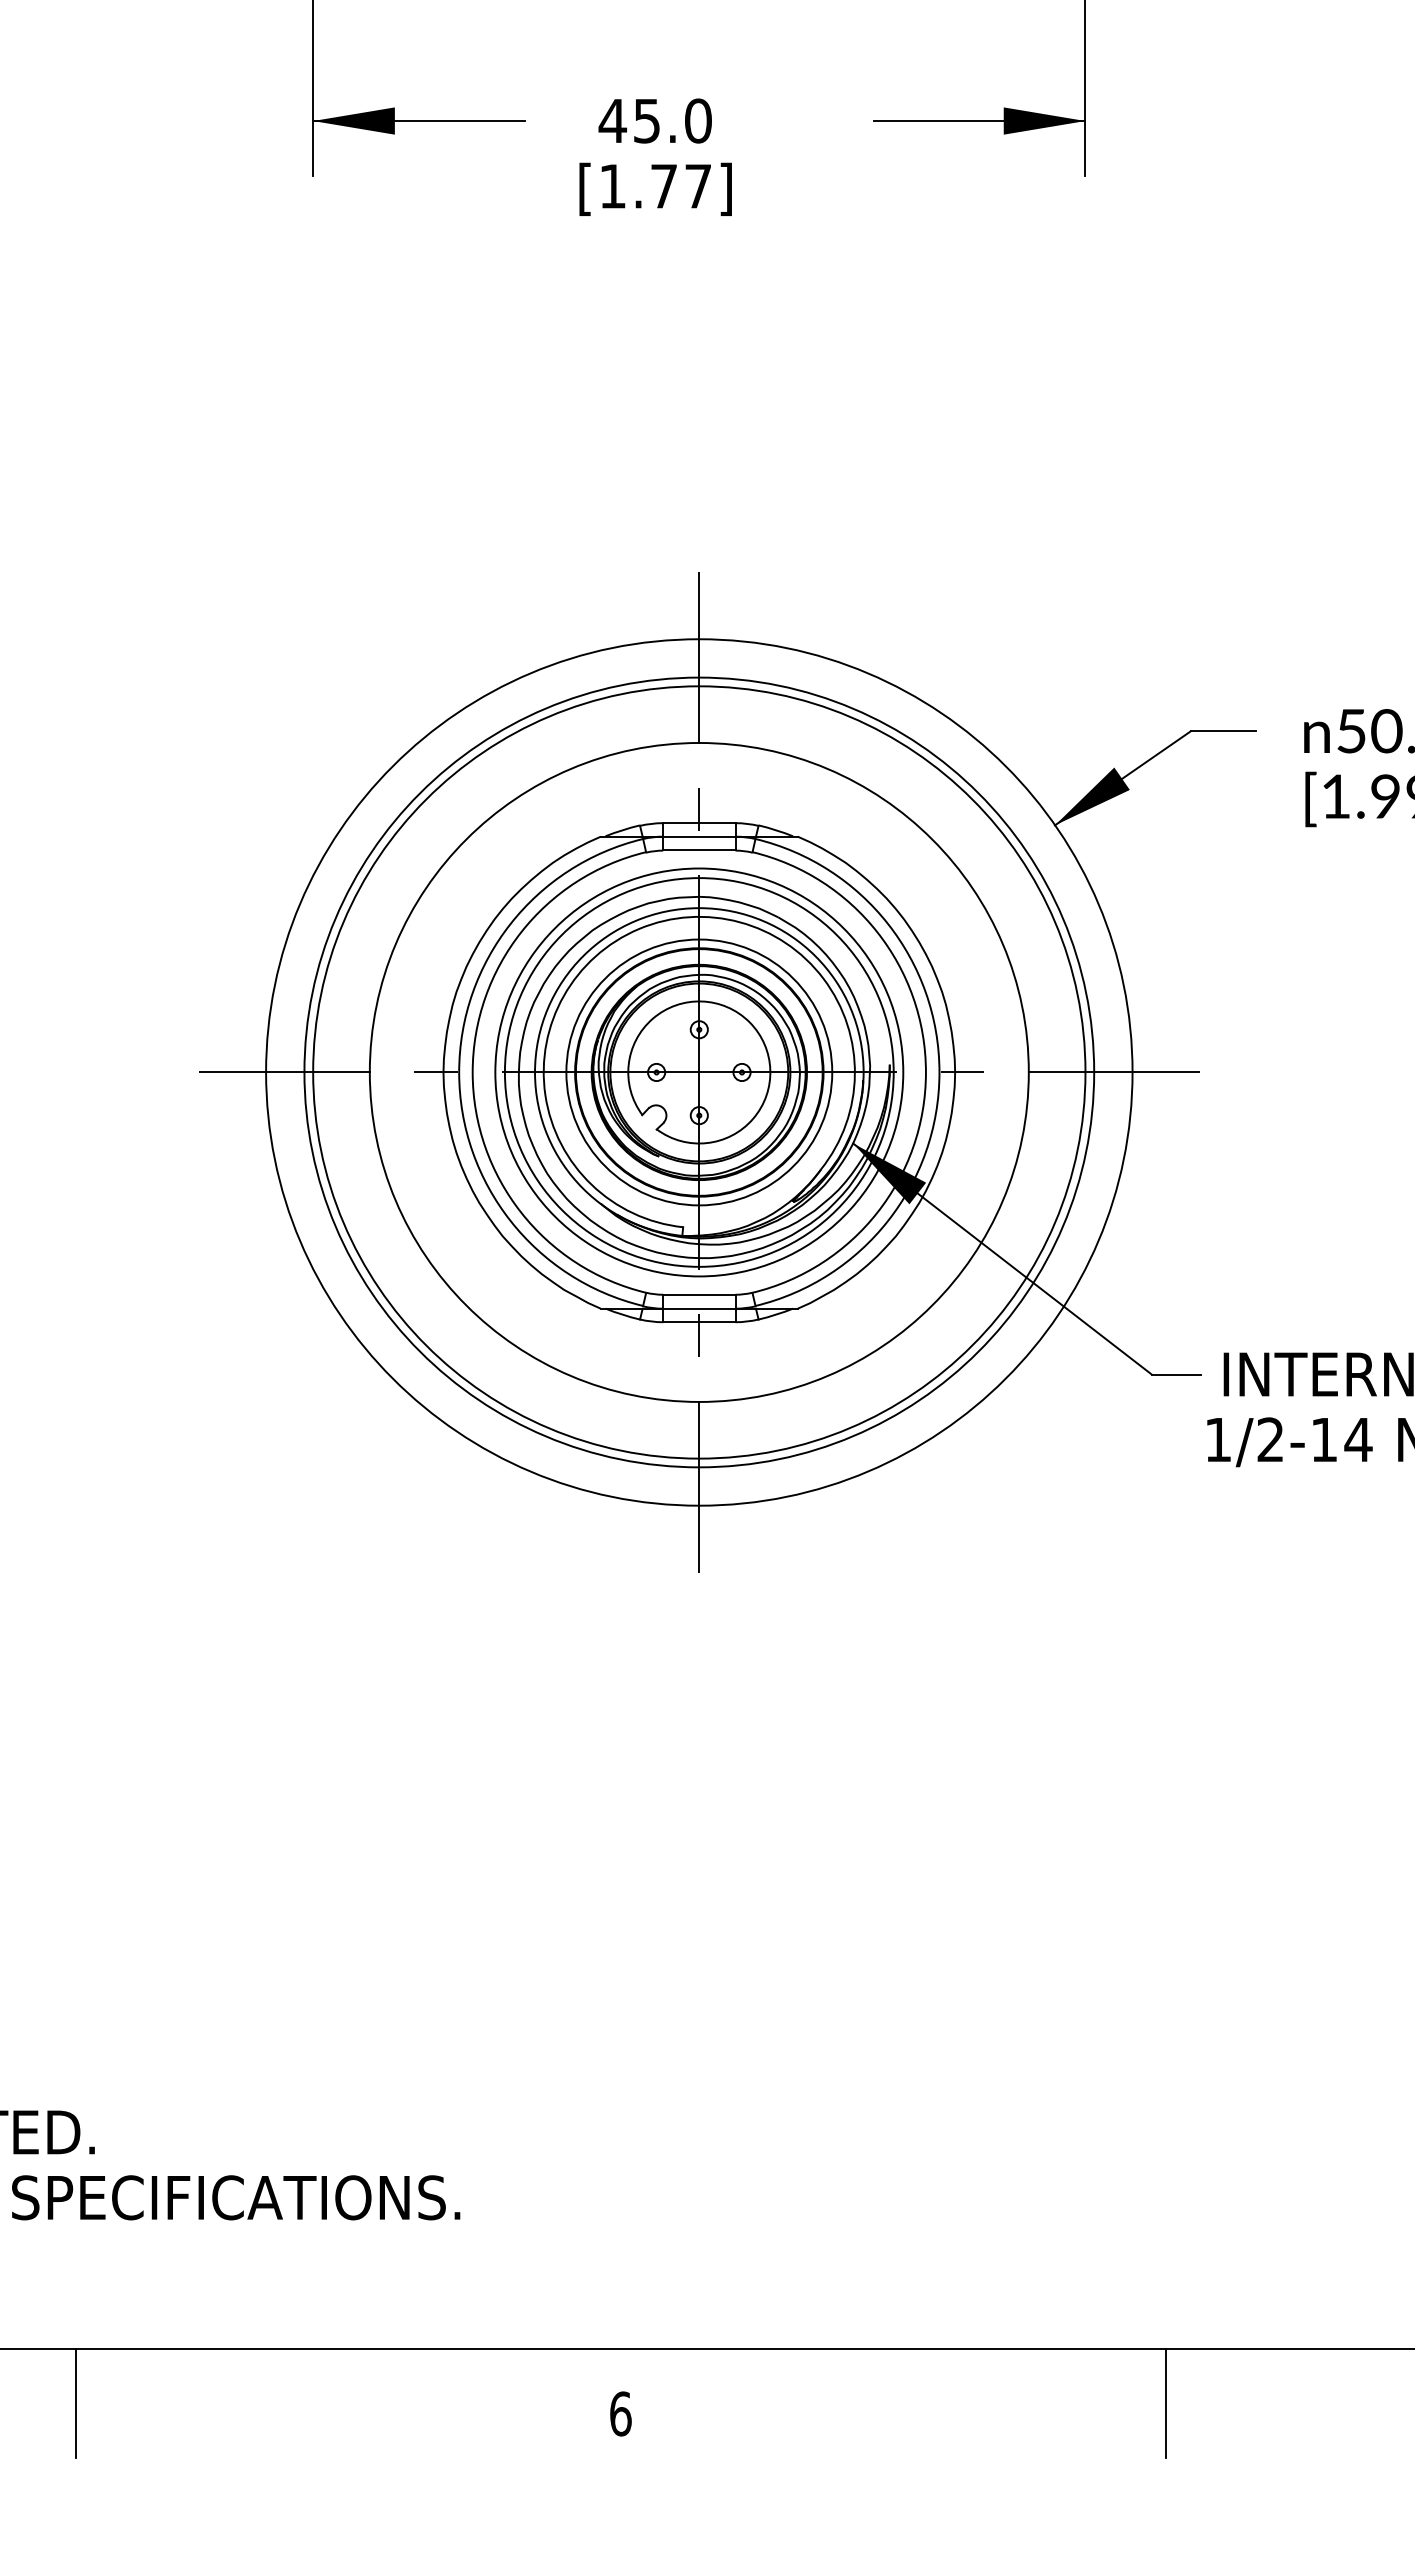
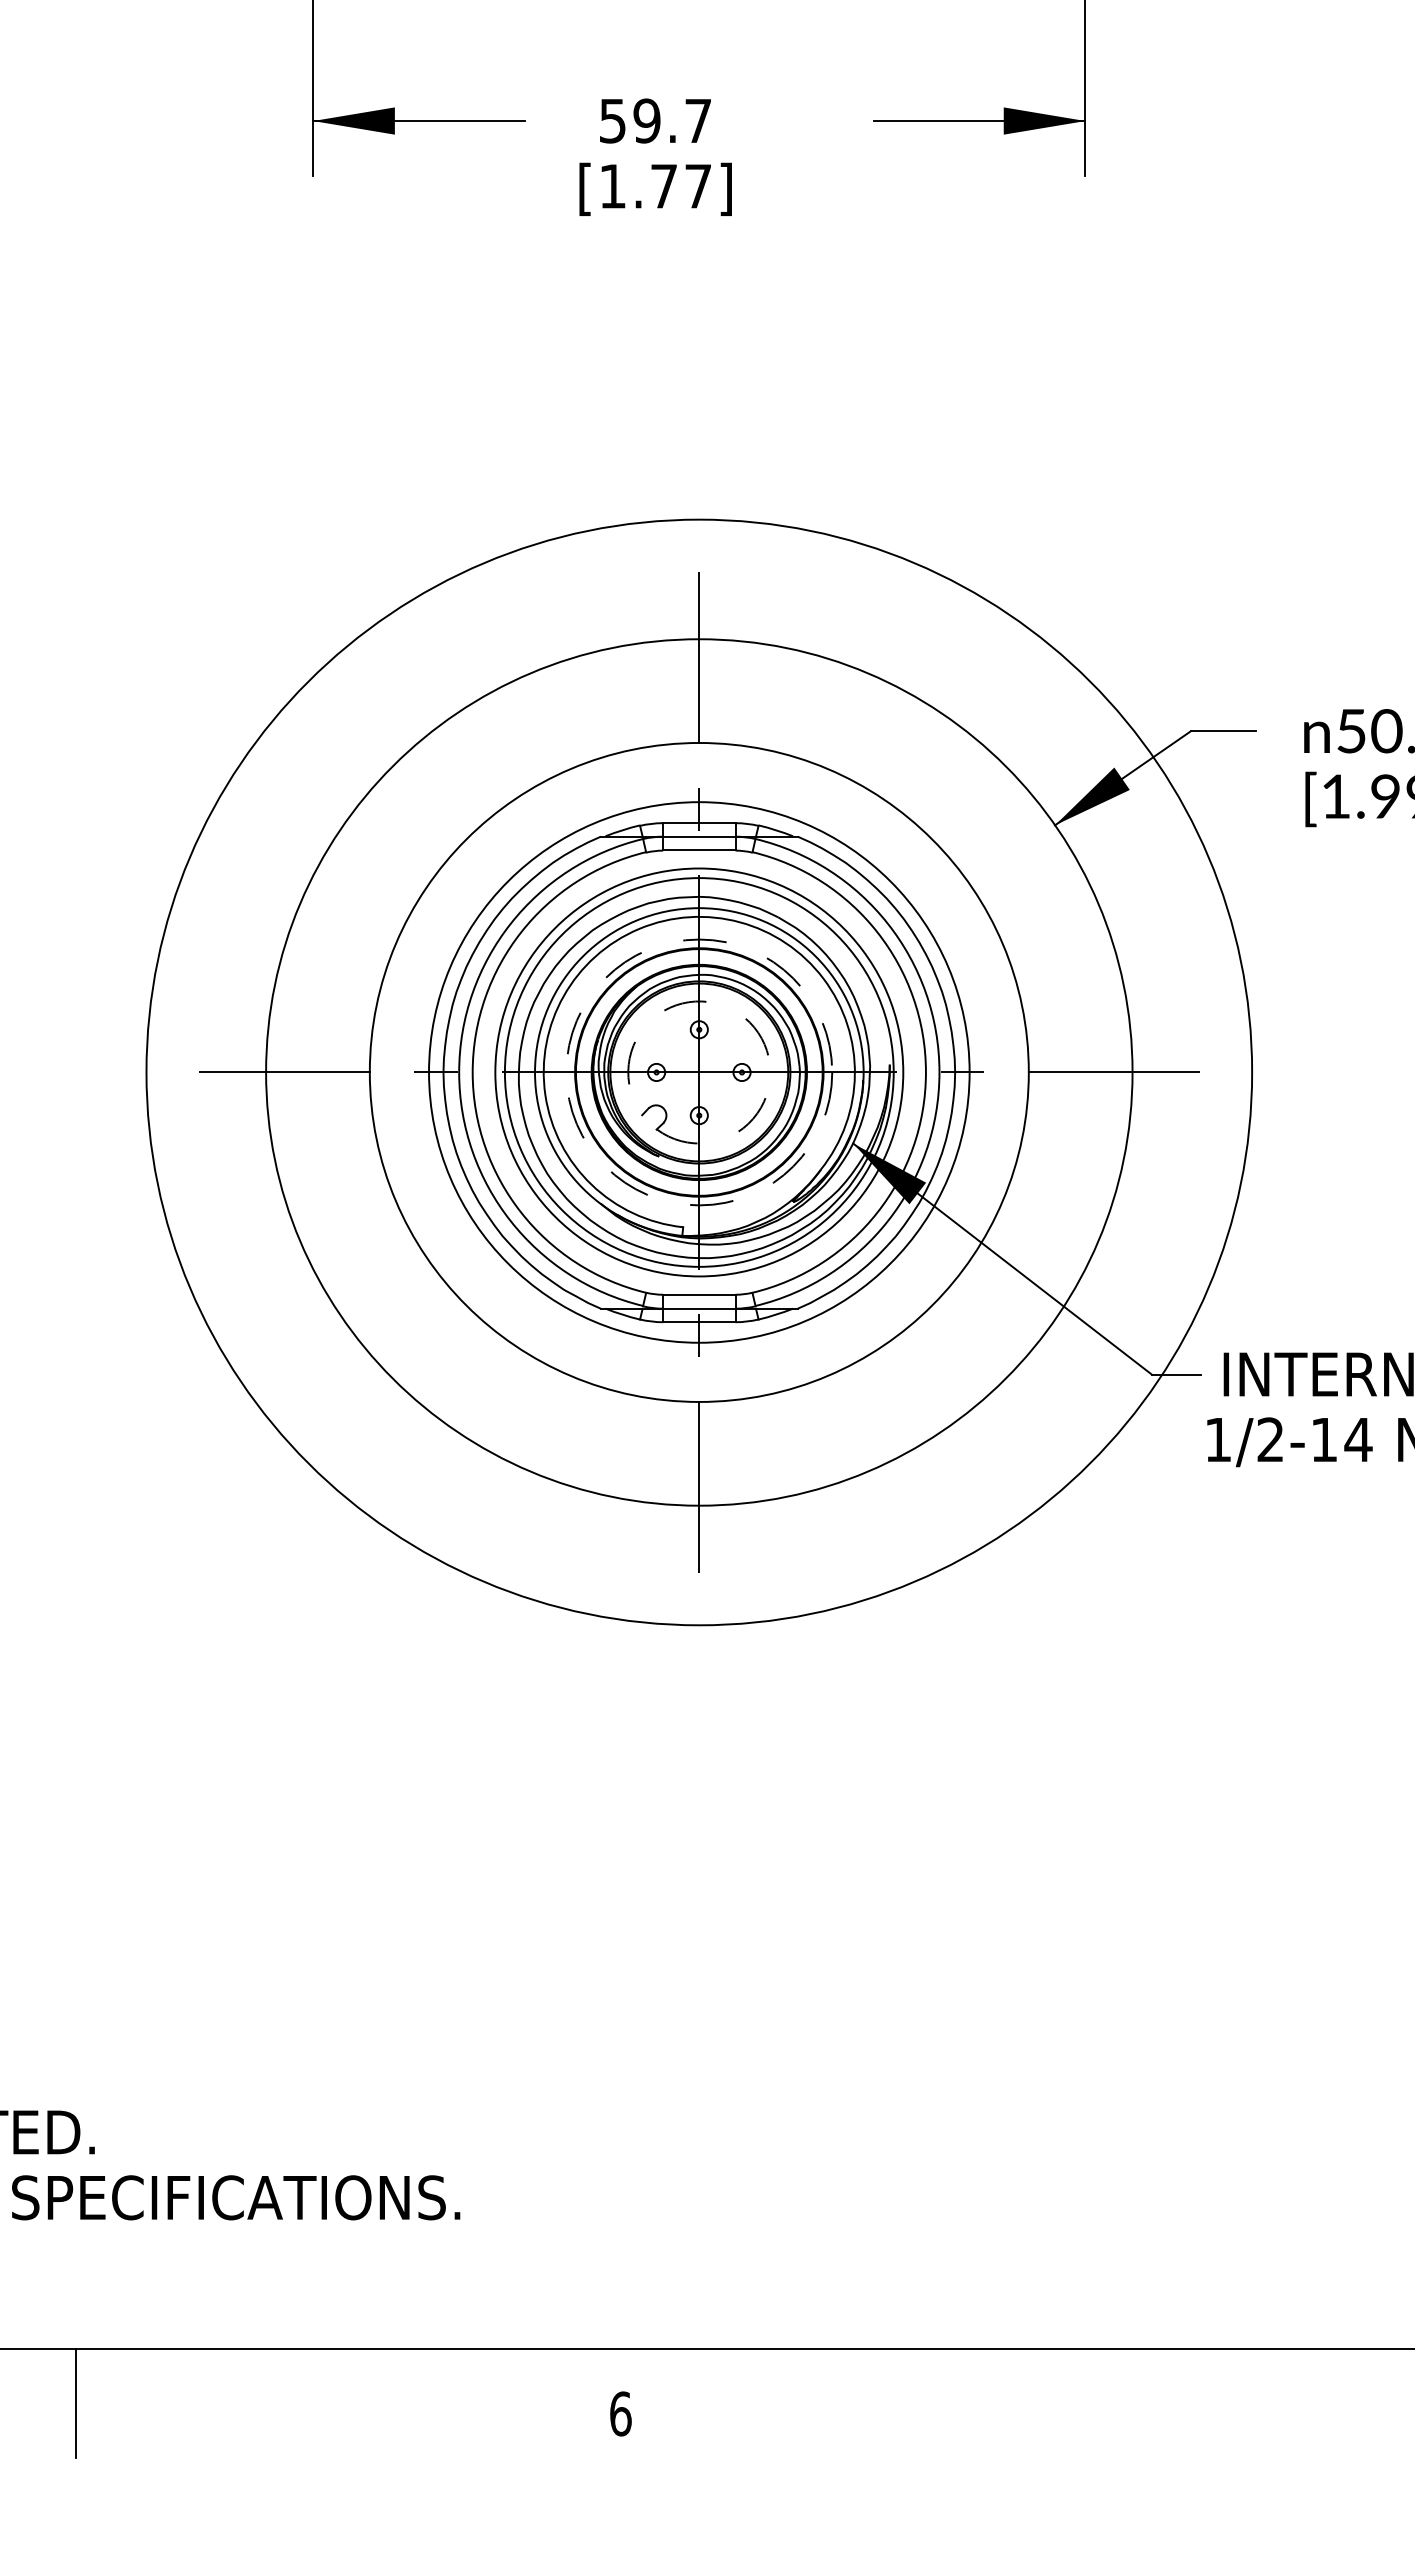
text: 45.0 -> 59.7 (654, 120)
arc: solid -> dashed (749, 1022)
circle diameter: 772 px -> 541 px (699, 1072)
circle diameter: 790 px -> 1106 px (699, 1072)
circle: solid -> dashed (699, 1072)
line: present -> none (1165, 2402)
